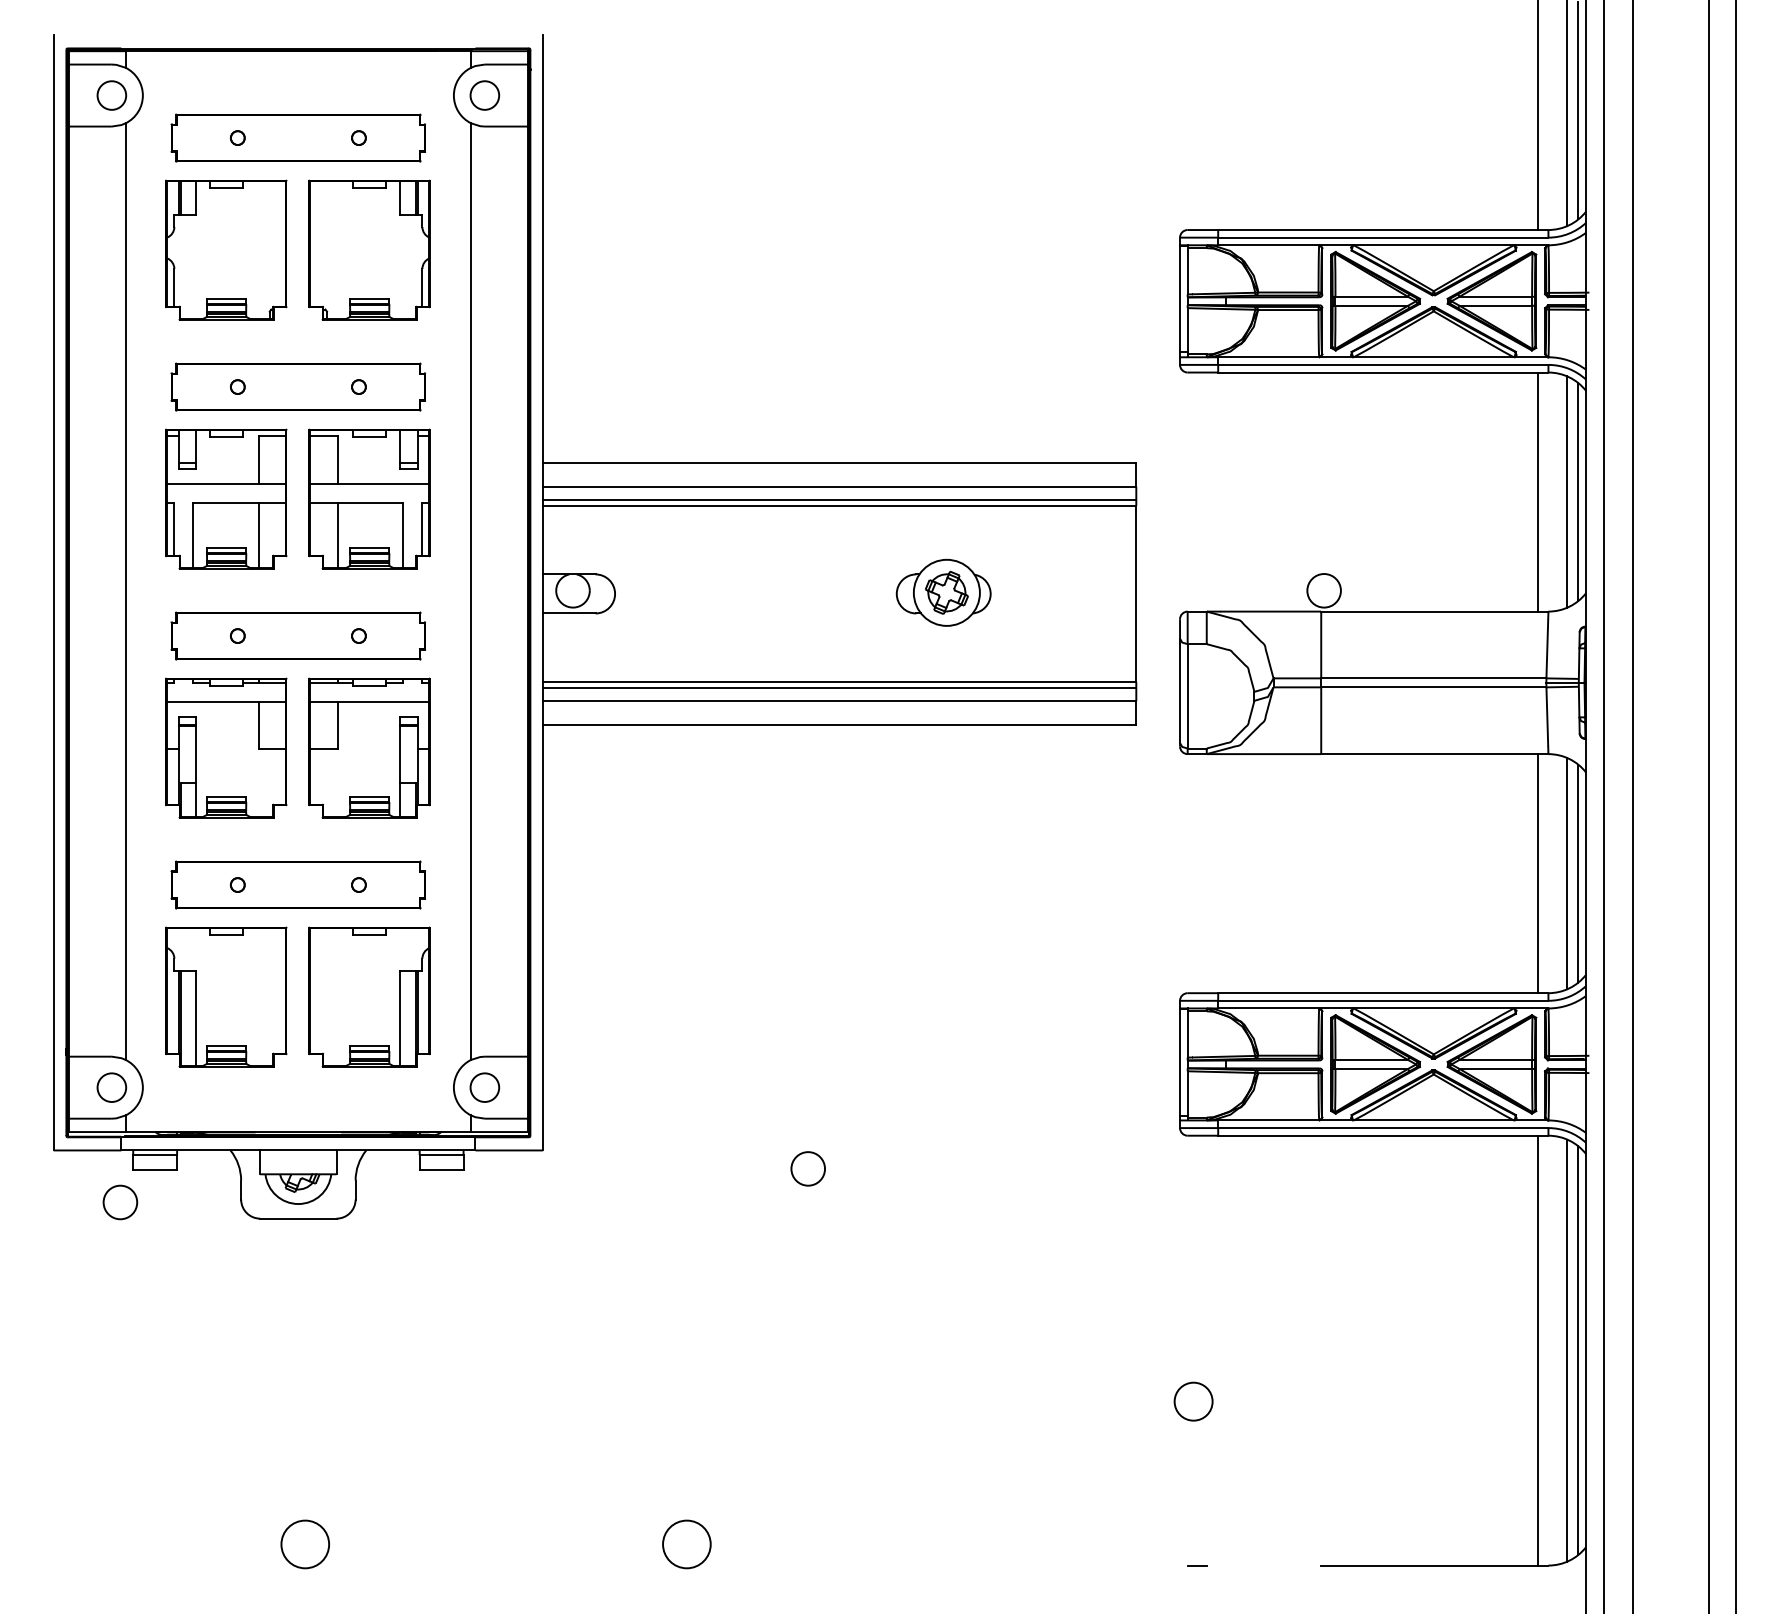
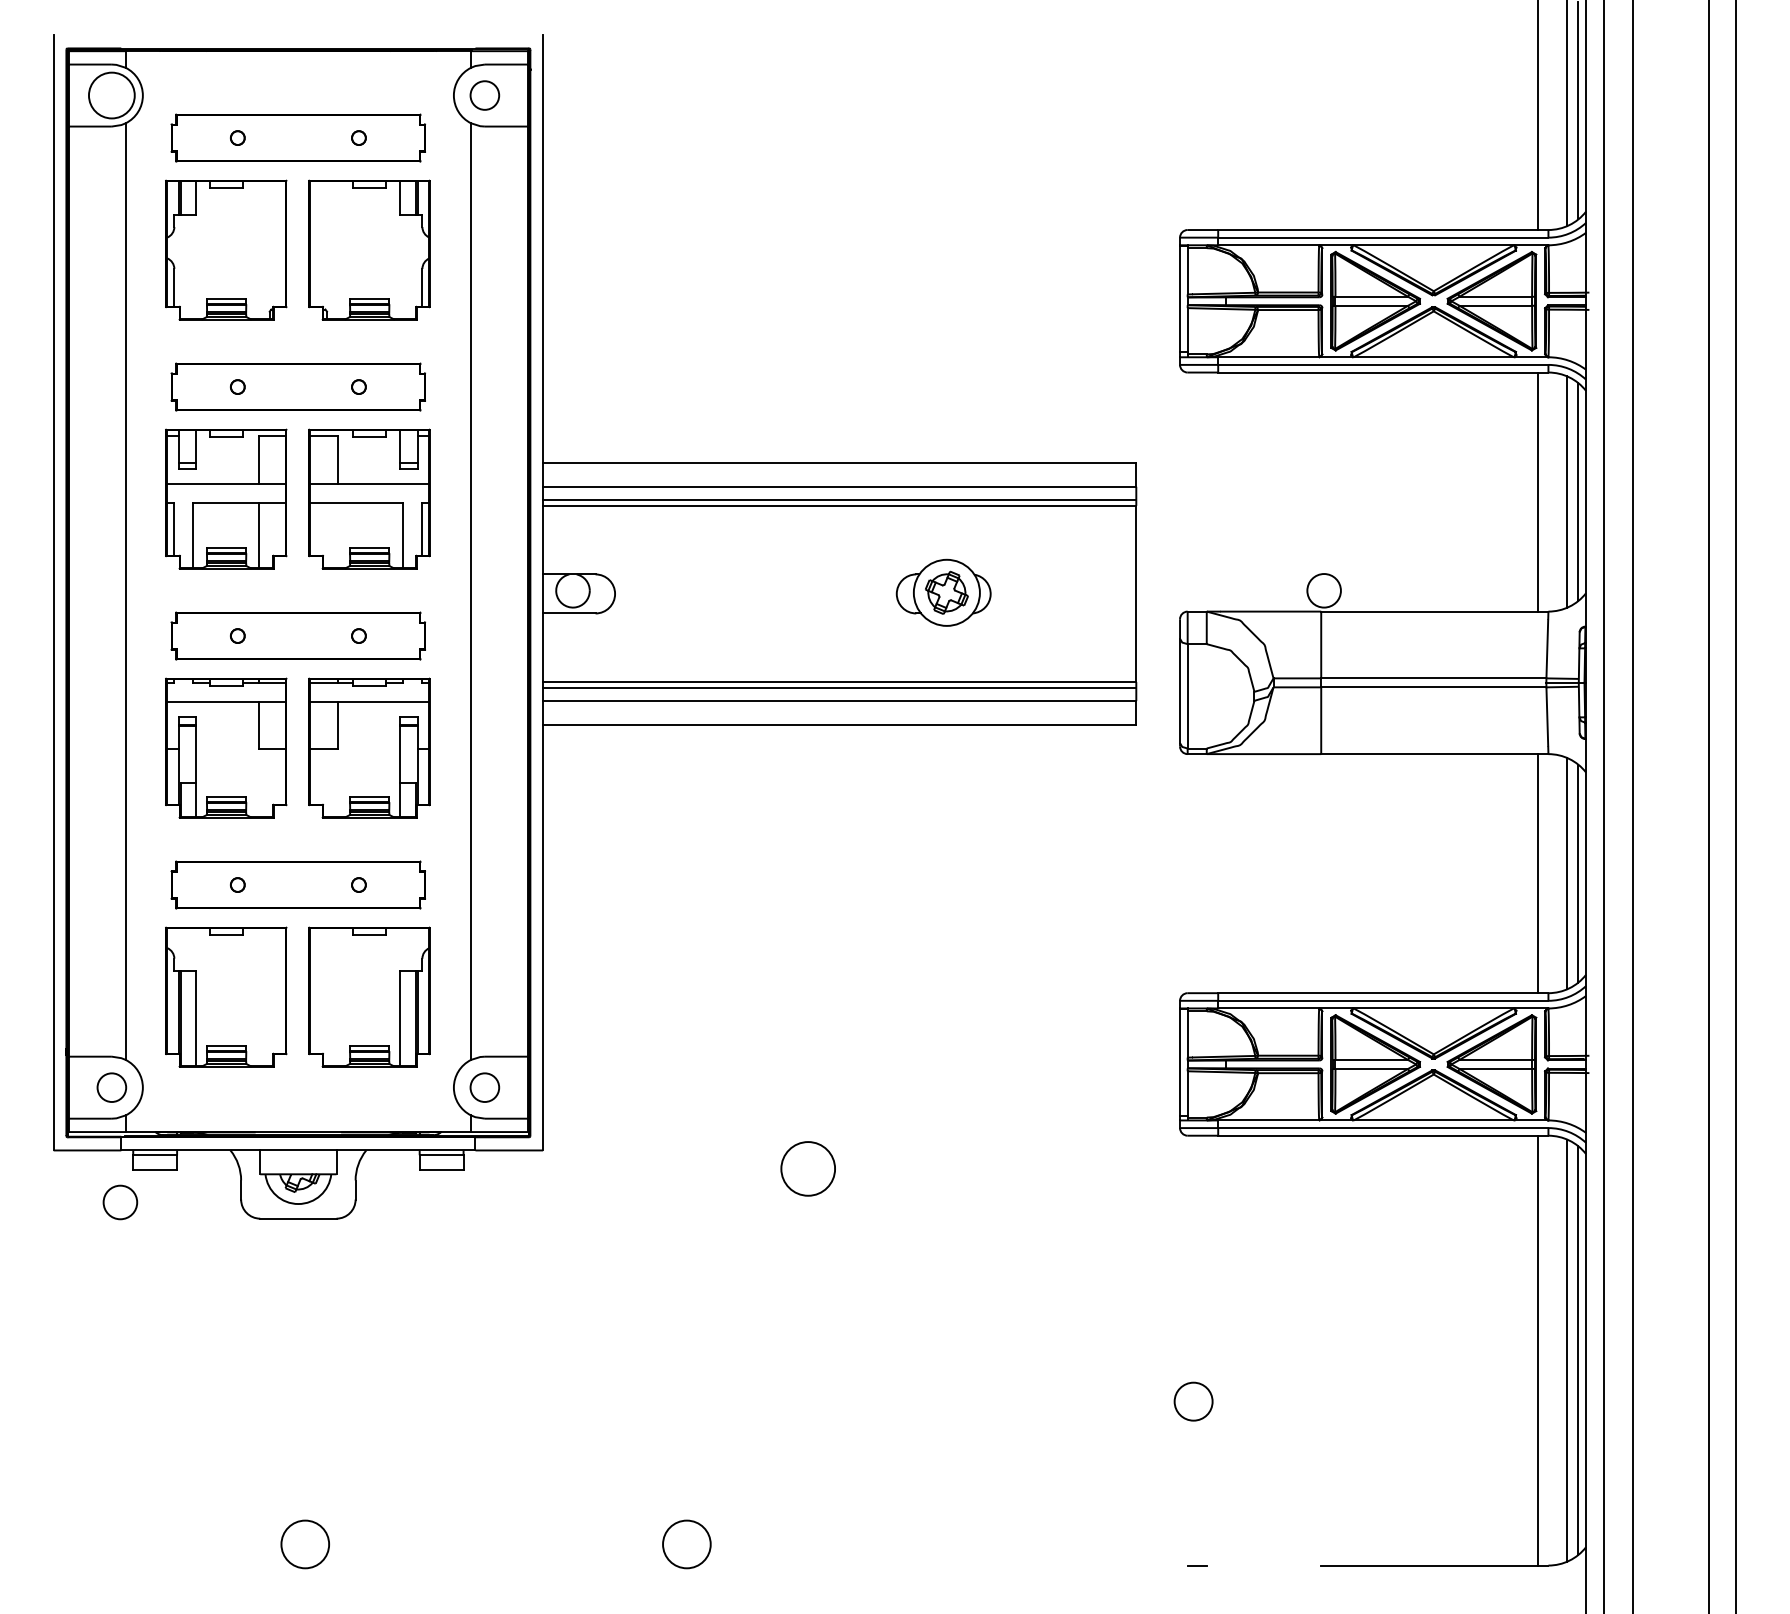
circle diameter: 29 px -> 46 px (111, 95)
line: present -> none (338, 535)
circle diameter: 34 px -> 54 px (808, 1168)
